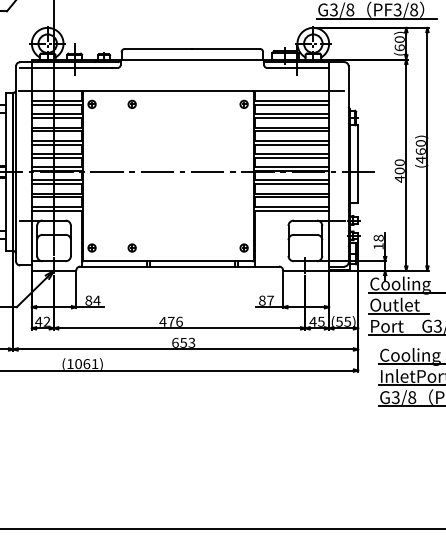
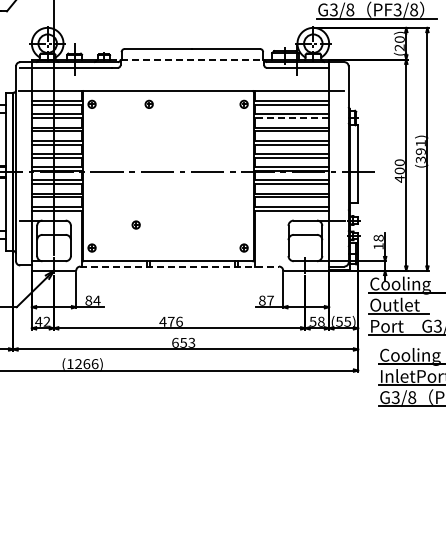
text: (60) -> (20) (399, 47)
line: solid -> dashed (191, 59)
part position: (131, 103) -> (148, 103) (148, 103)
line: solid -> dashed (291, 118)
text: (460) -> (391) (420, 151)
part position: (131, 247) -> (135, 224) (135, 224)
line: solid -> dashed (180, 266)
text: 45 -> 58 (316, 321)
text: (1061) -> (1266) (86, 364)
line: present -> none (222, 528)
